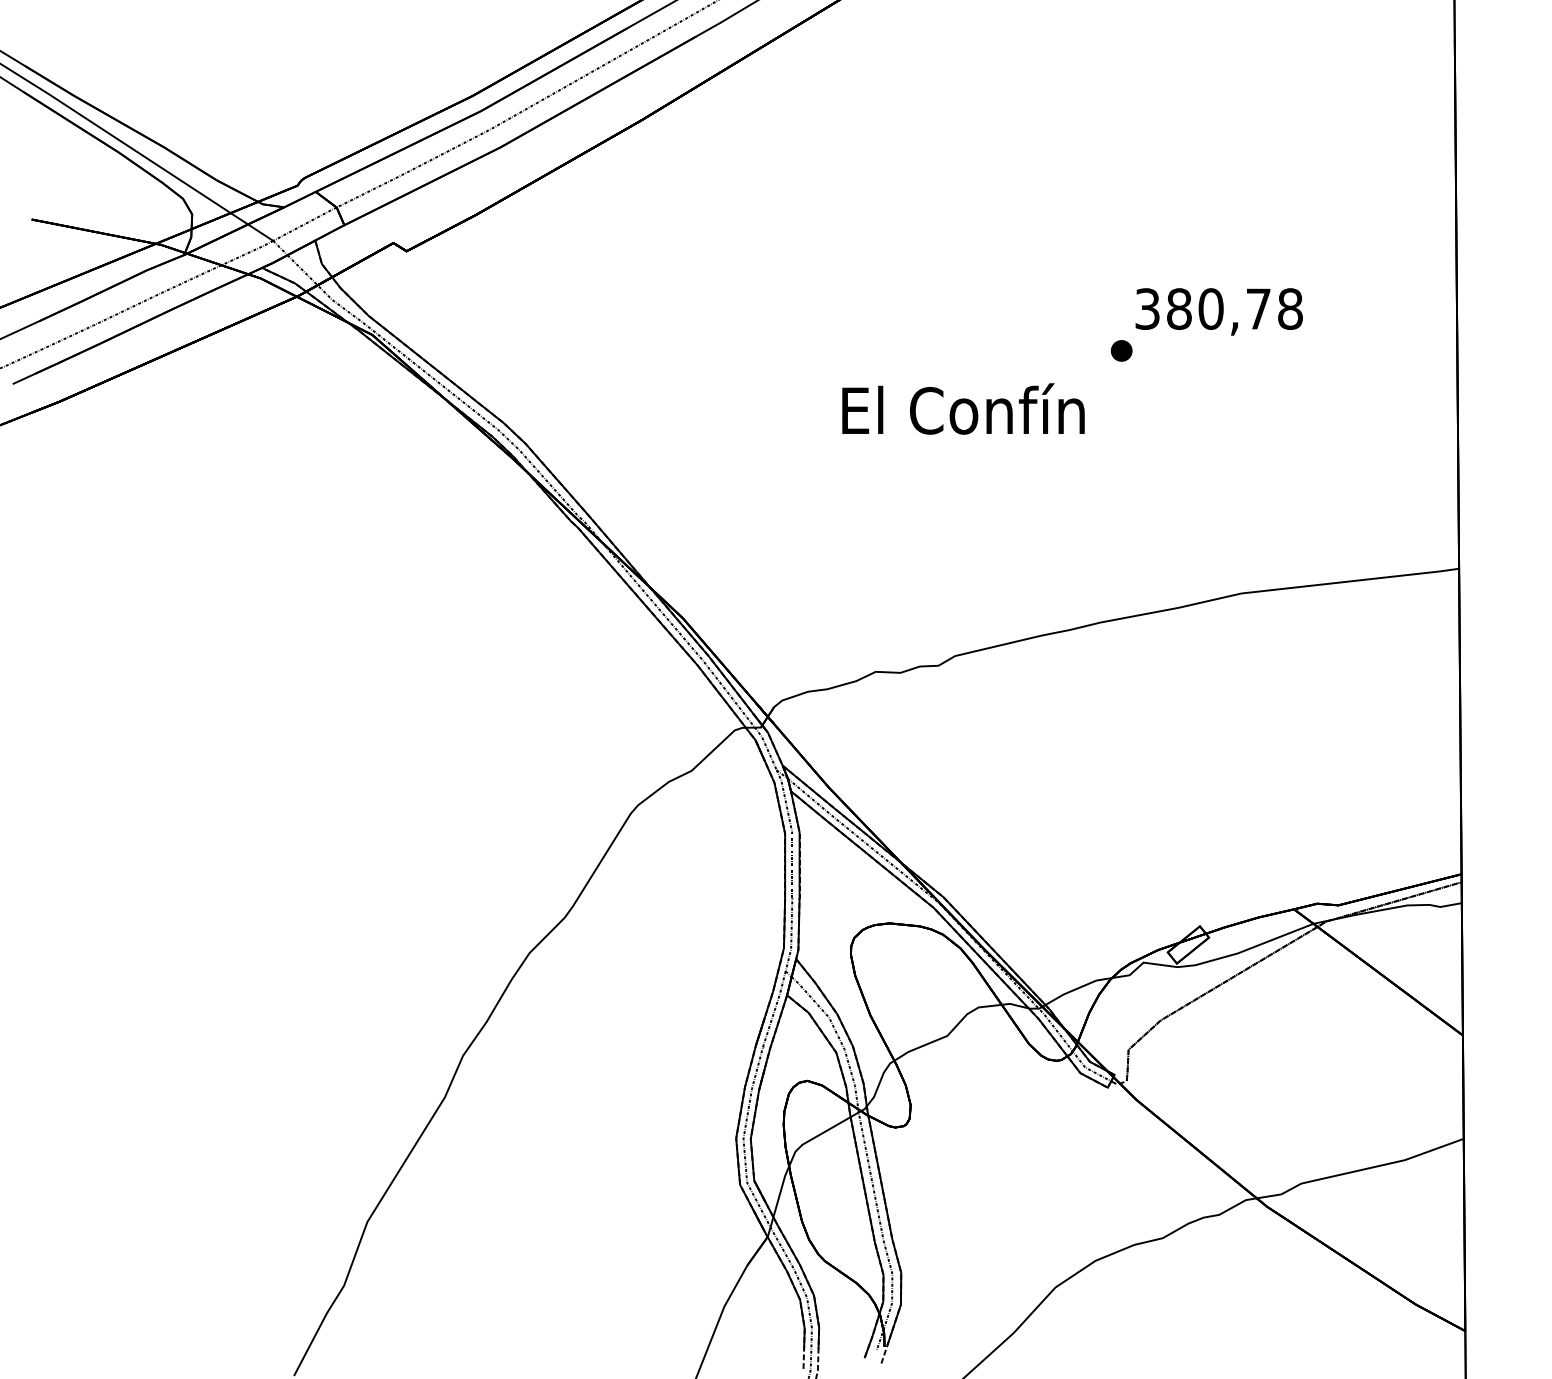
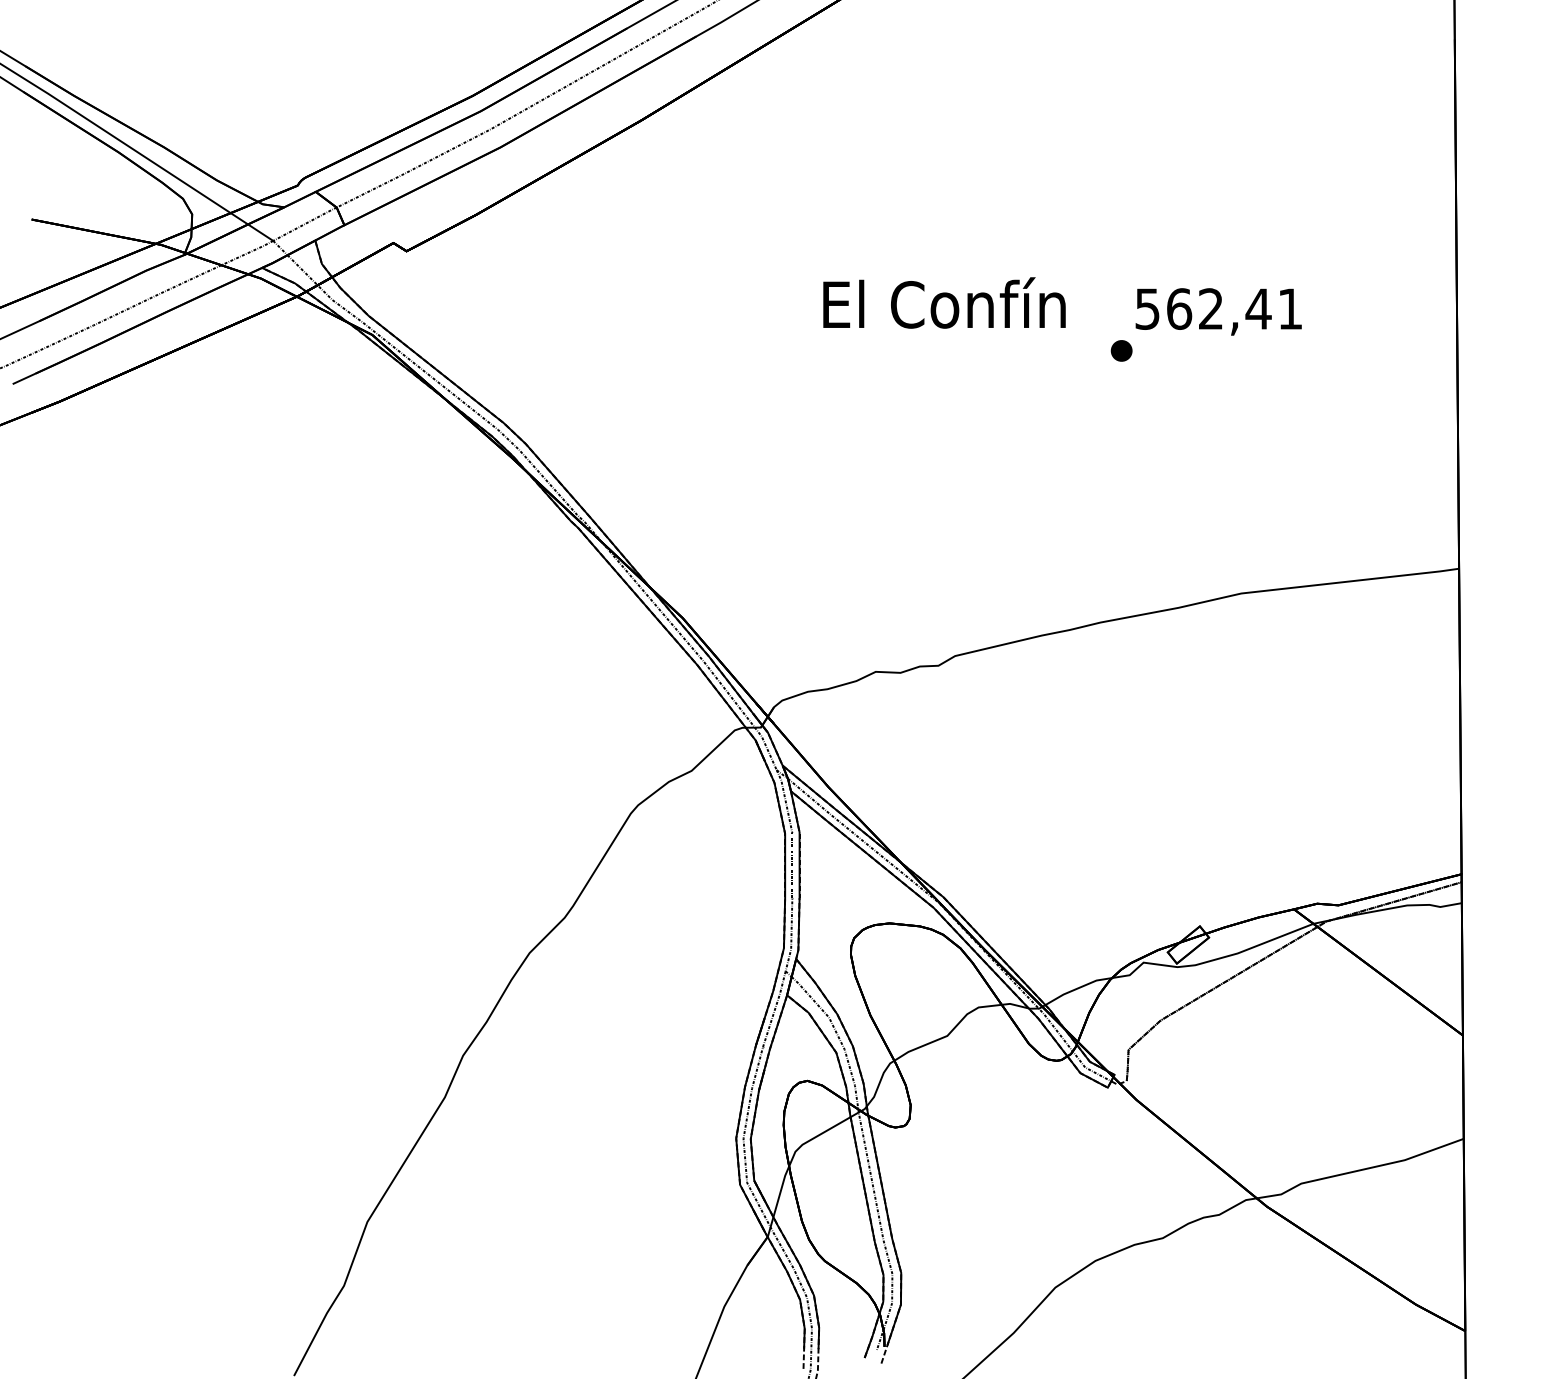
text: 380,78 -> 562,41 (1219, 308)
text position: (963, 408) -> (944, 302) (944, 302)
